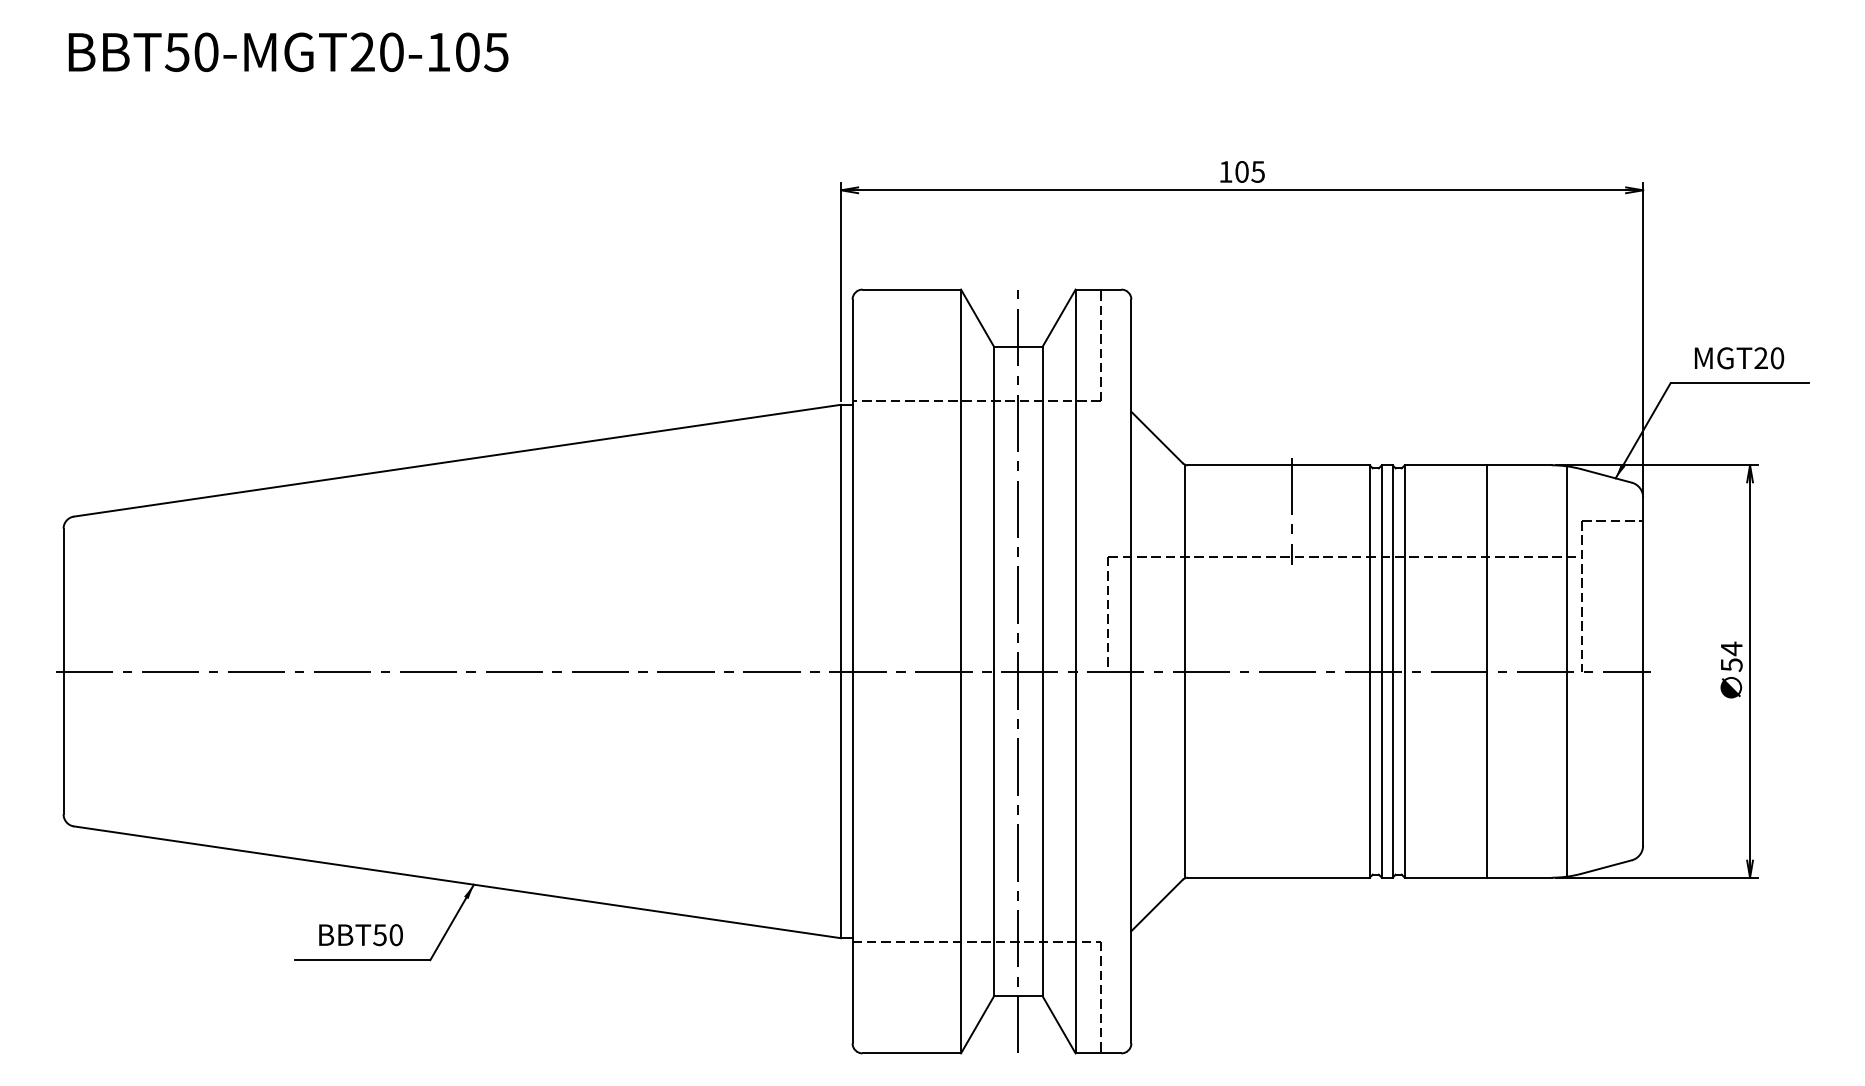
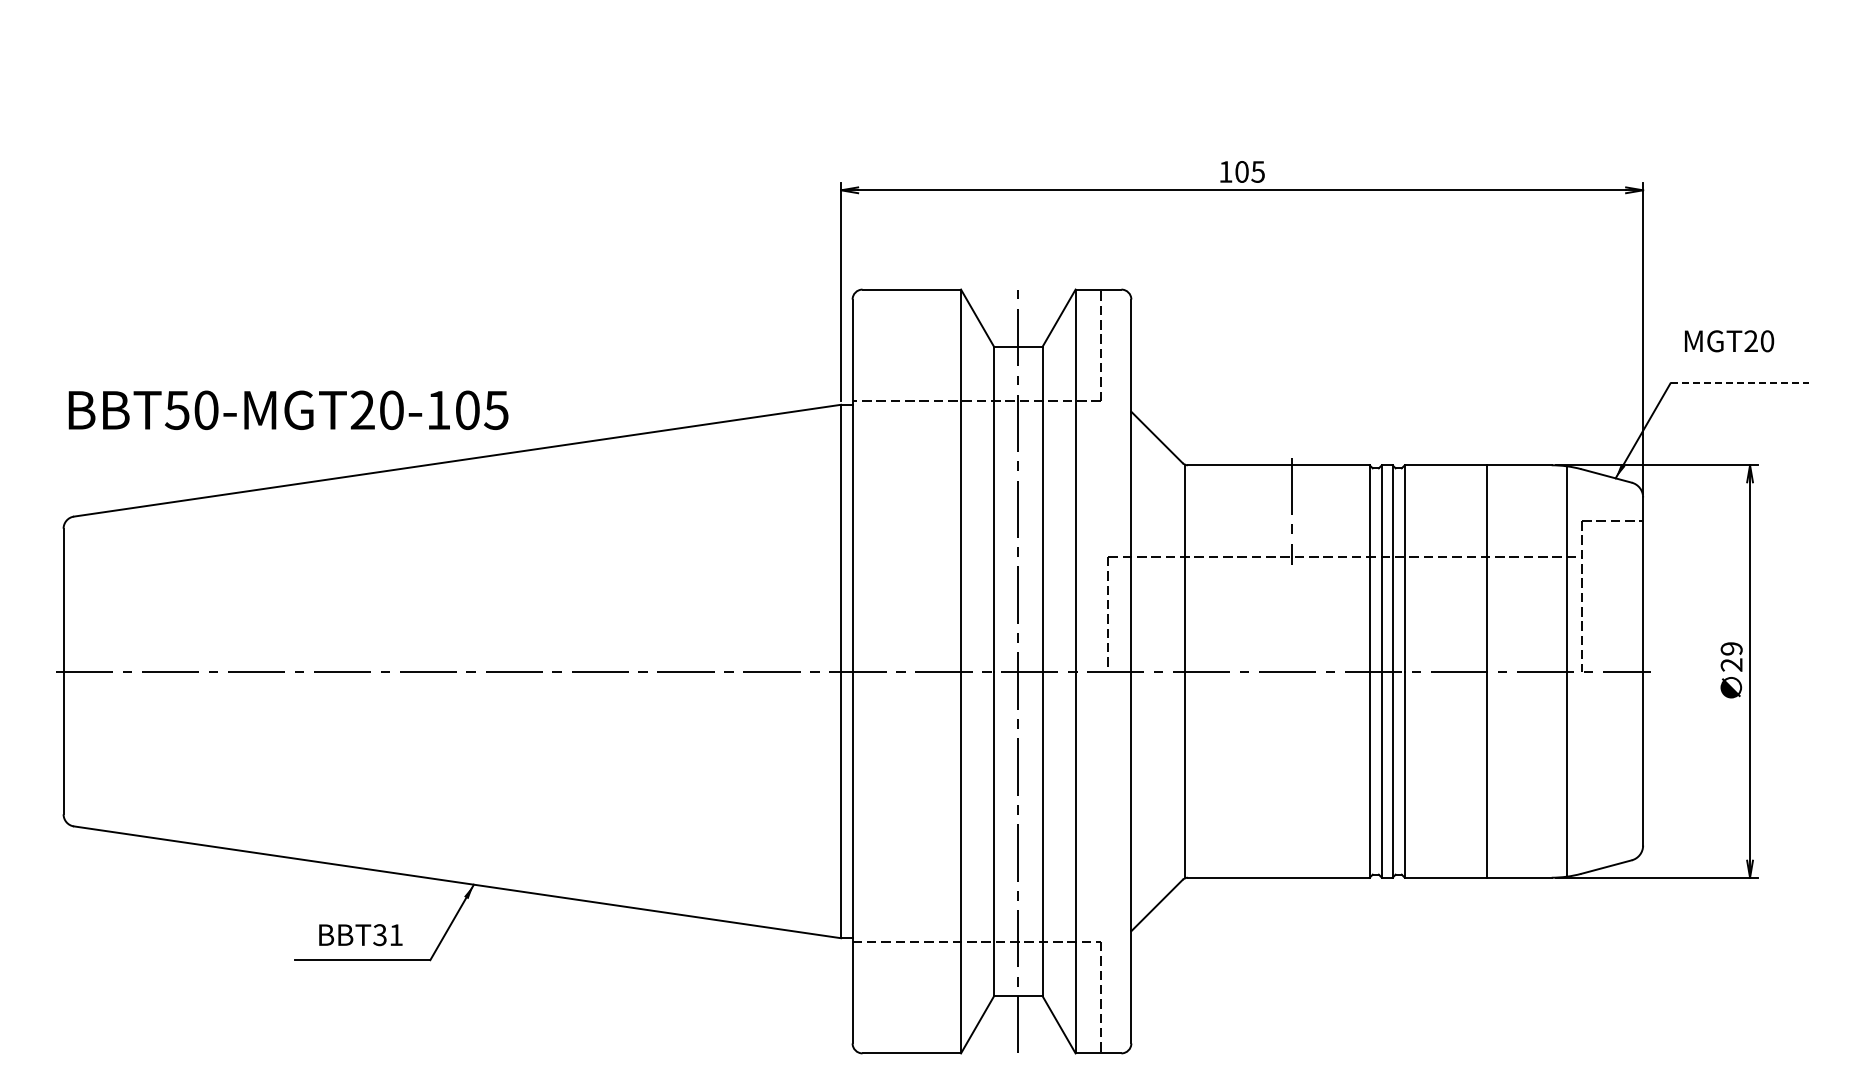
text position: (288, 51) -> (288, 409) (288, 409)
text position: (1739, 358) -> (1729, 341) (1729, 341)
line: solid -> dashed (1740, 383)
text: 54 -> 29 (1731, 656)
text: BBT50 -> BBT31 (388, 935)
